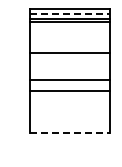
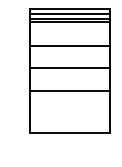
line: dashed -> solid (70, 13)
line position: (69, 52) -> (69, 45) (69, 45)
line position: (69, 80) -> (69, 68) (69, 68)
line: dashed -> solid (70, 132)
